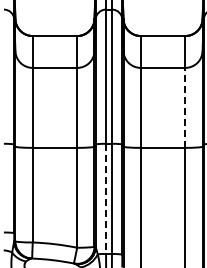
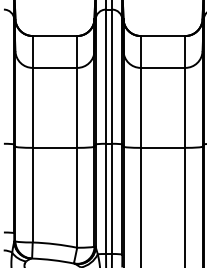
line: dashed -> solid (185, 107)
line: dashed -> solid (106, 199)
